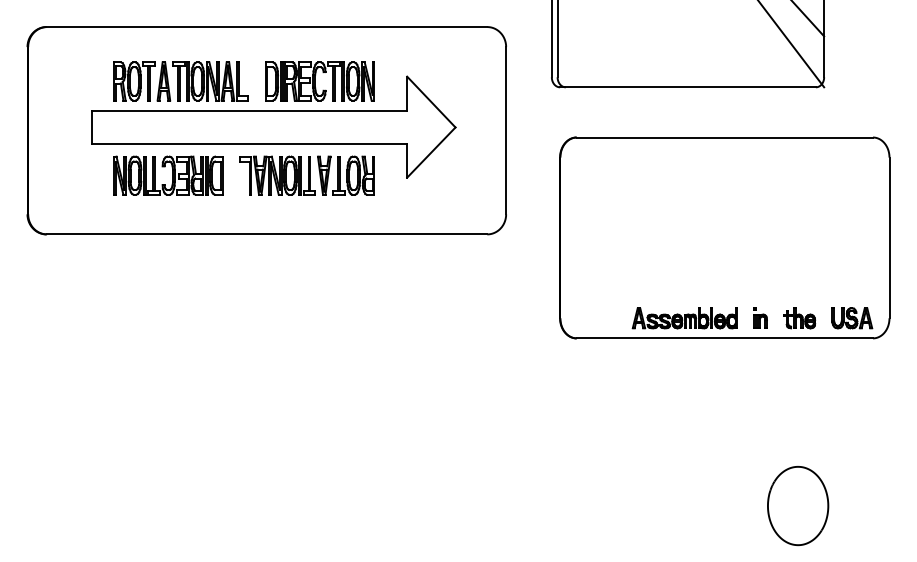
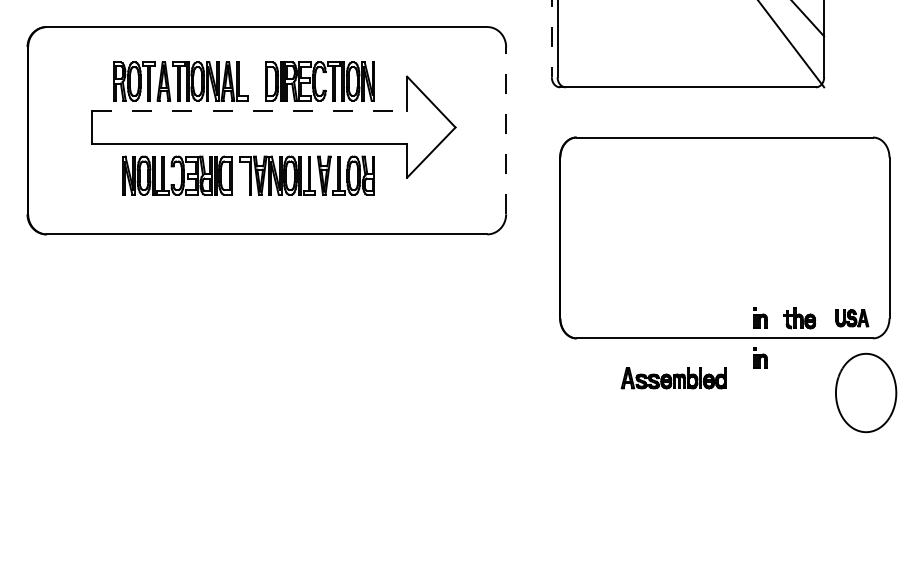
line: solid -> dashed (551, 39)
line: solid -> dashed (249, 110)
line: solid -> dashed (506, 130)
part position: (168, 175) -> (177, 175) (177, 175)
part position: (684, 318) -> (673, 378) (673, 378)
part size: 43x23 px -> 35x19 px (852, 318)
part: none -> present (760, 357)
part position: (798, 506) -> (866, 393) (866, 393)
